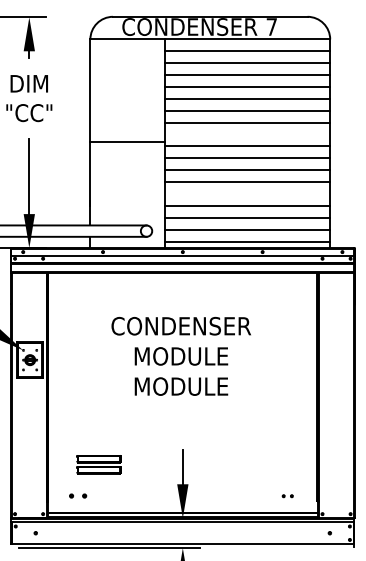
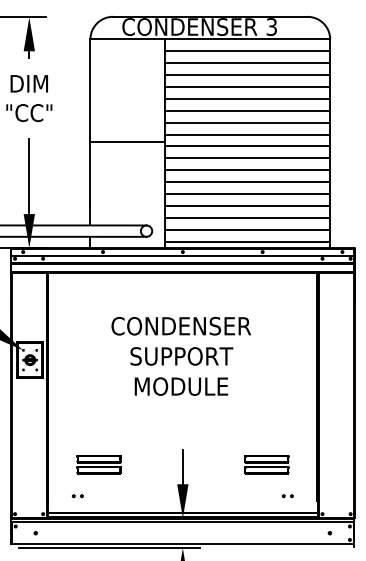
text: 7 -> 3 (271, 26)
line: none -> present (247, 134)
line: none -> present (247, 194)
text: MODULE -> SUPPORT (181, 356)
part: none -> present (266, 464)
part size: 19x6 px -> 13x5 px (77, 496)
